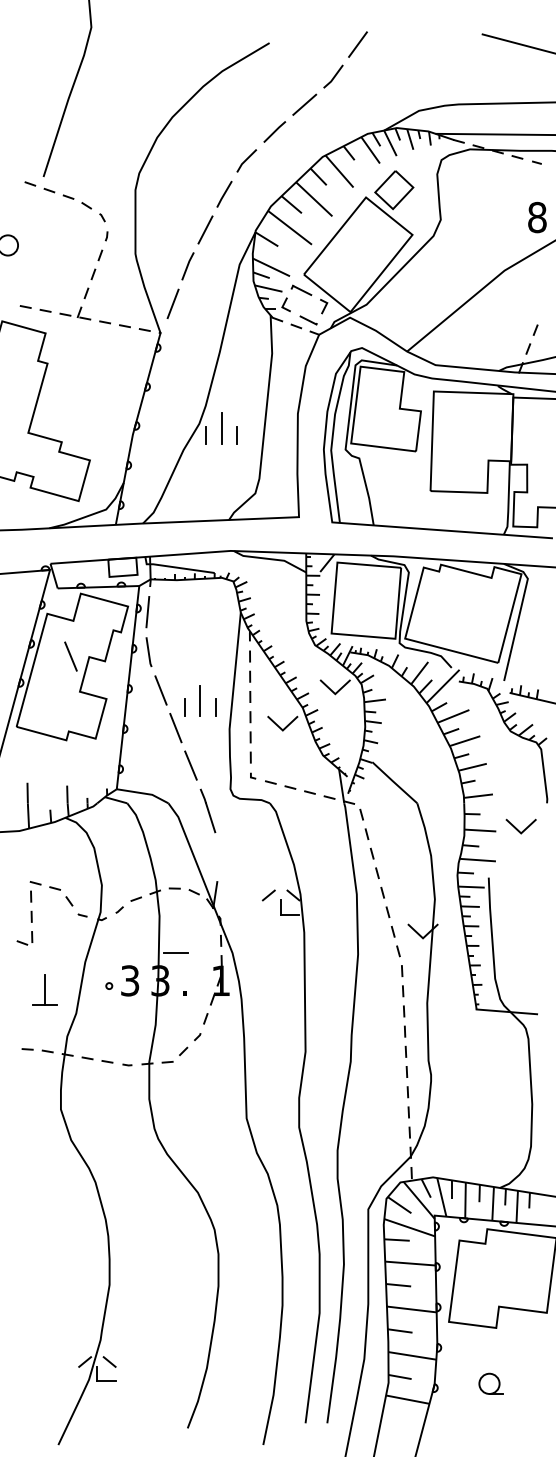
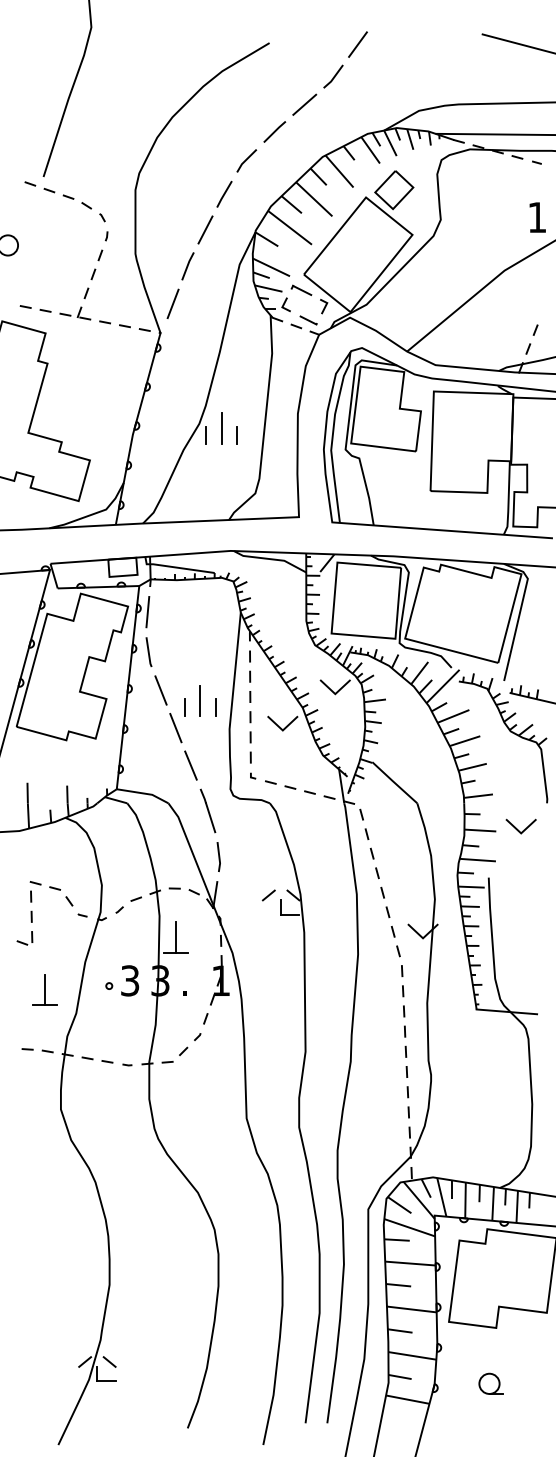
text: 8 -> 1 (537, 217)
line: present -> none (70, 656)
line: none -> present (218, 856)
line: none -> present (175, 937)
